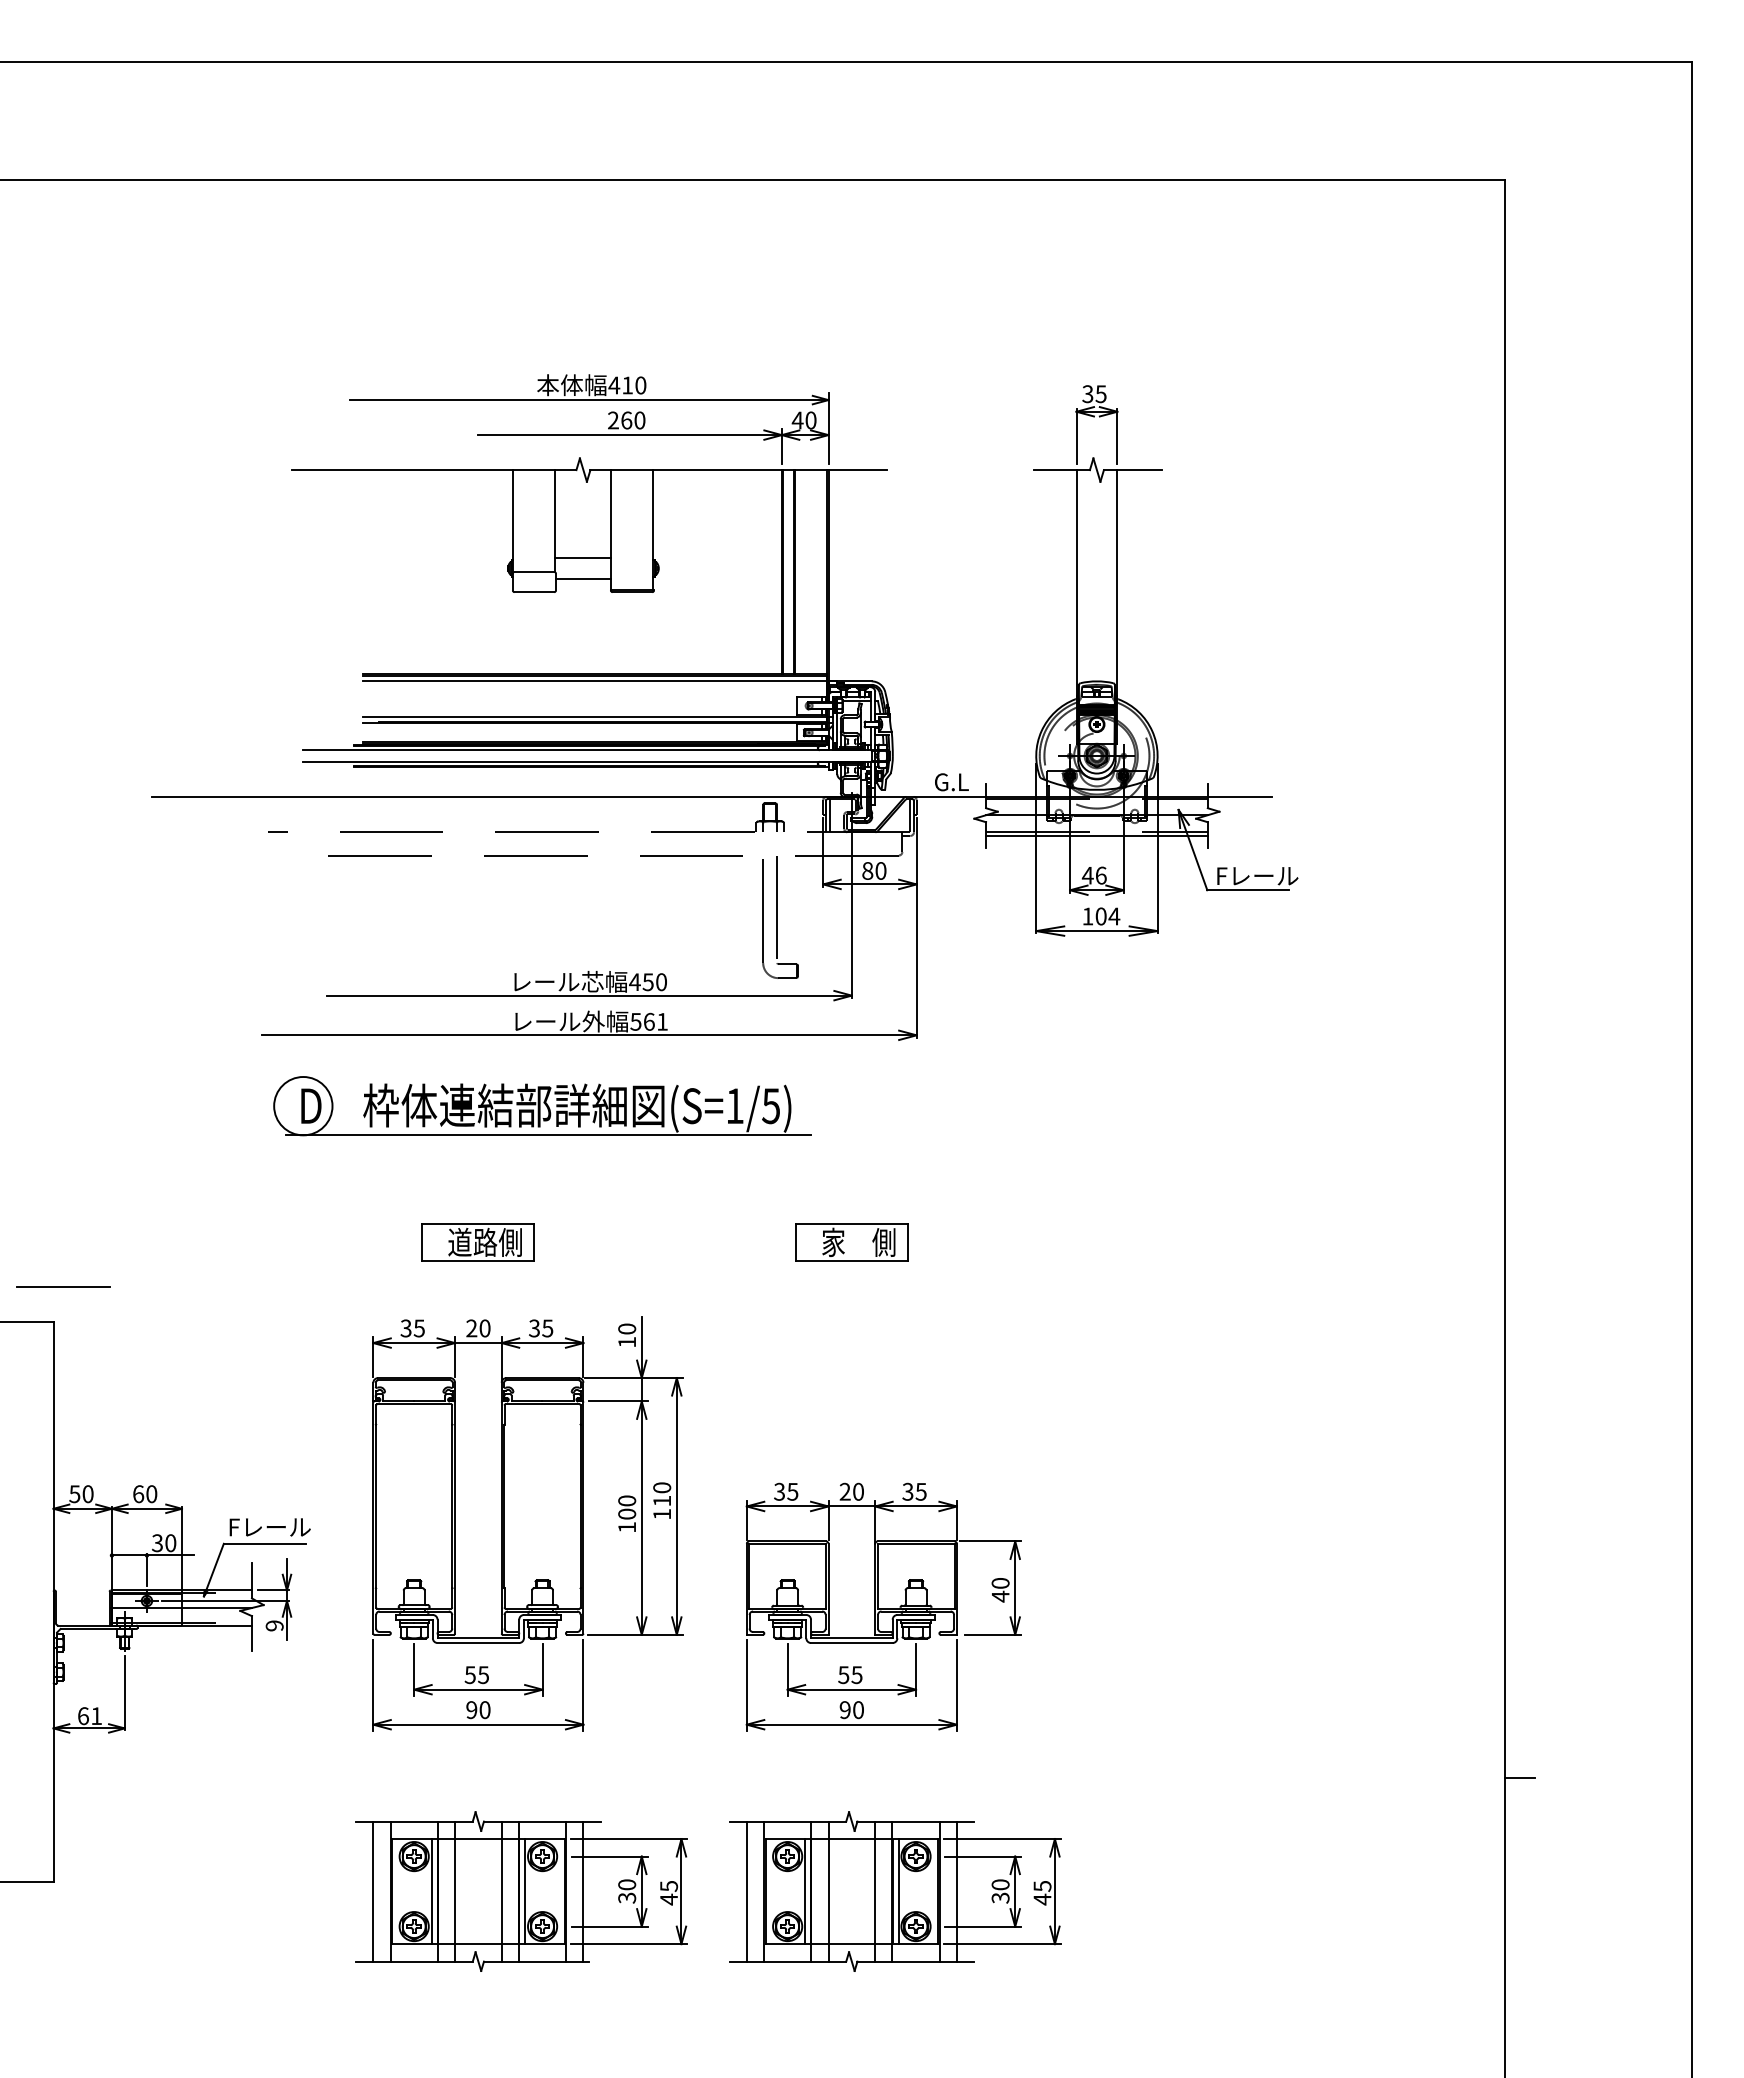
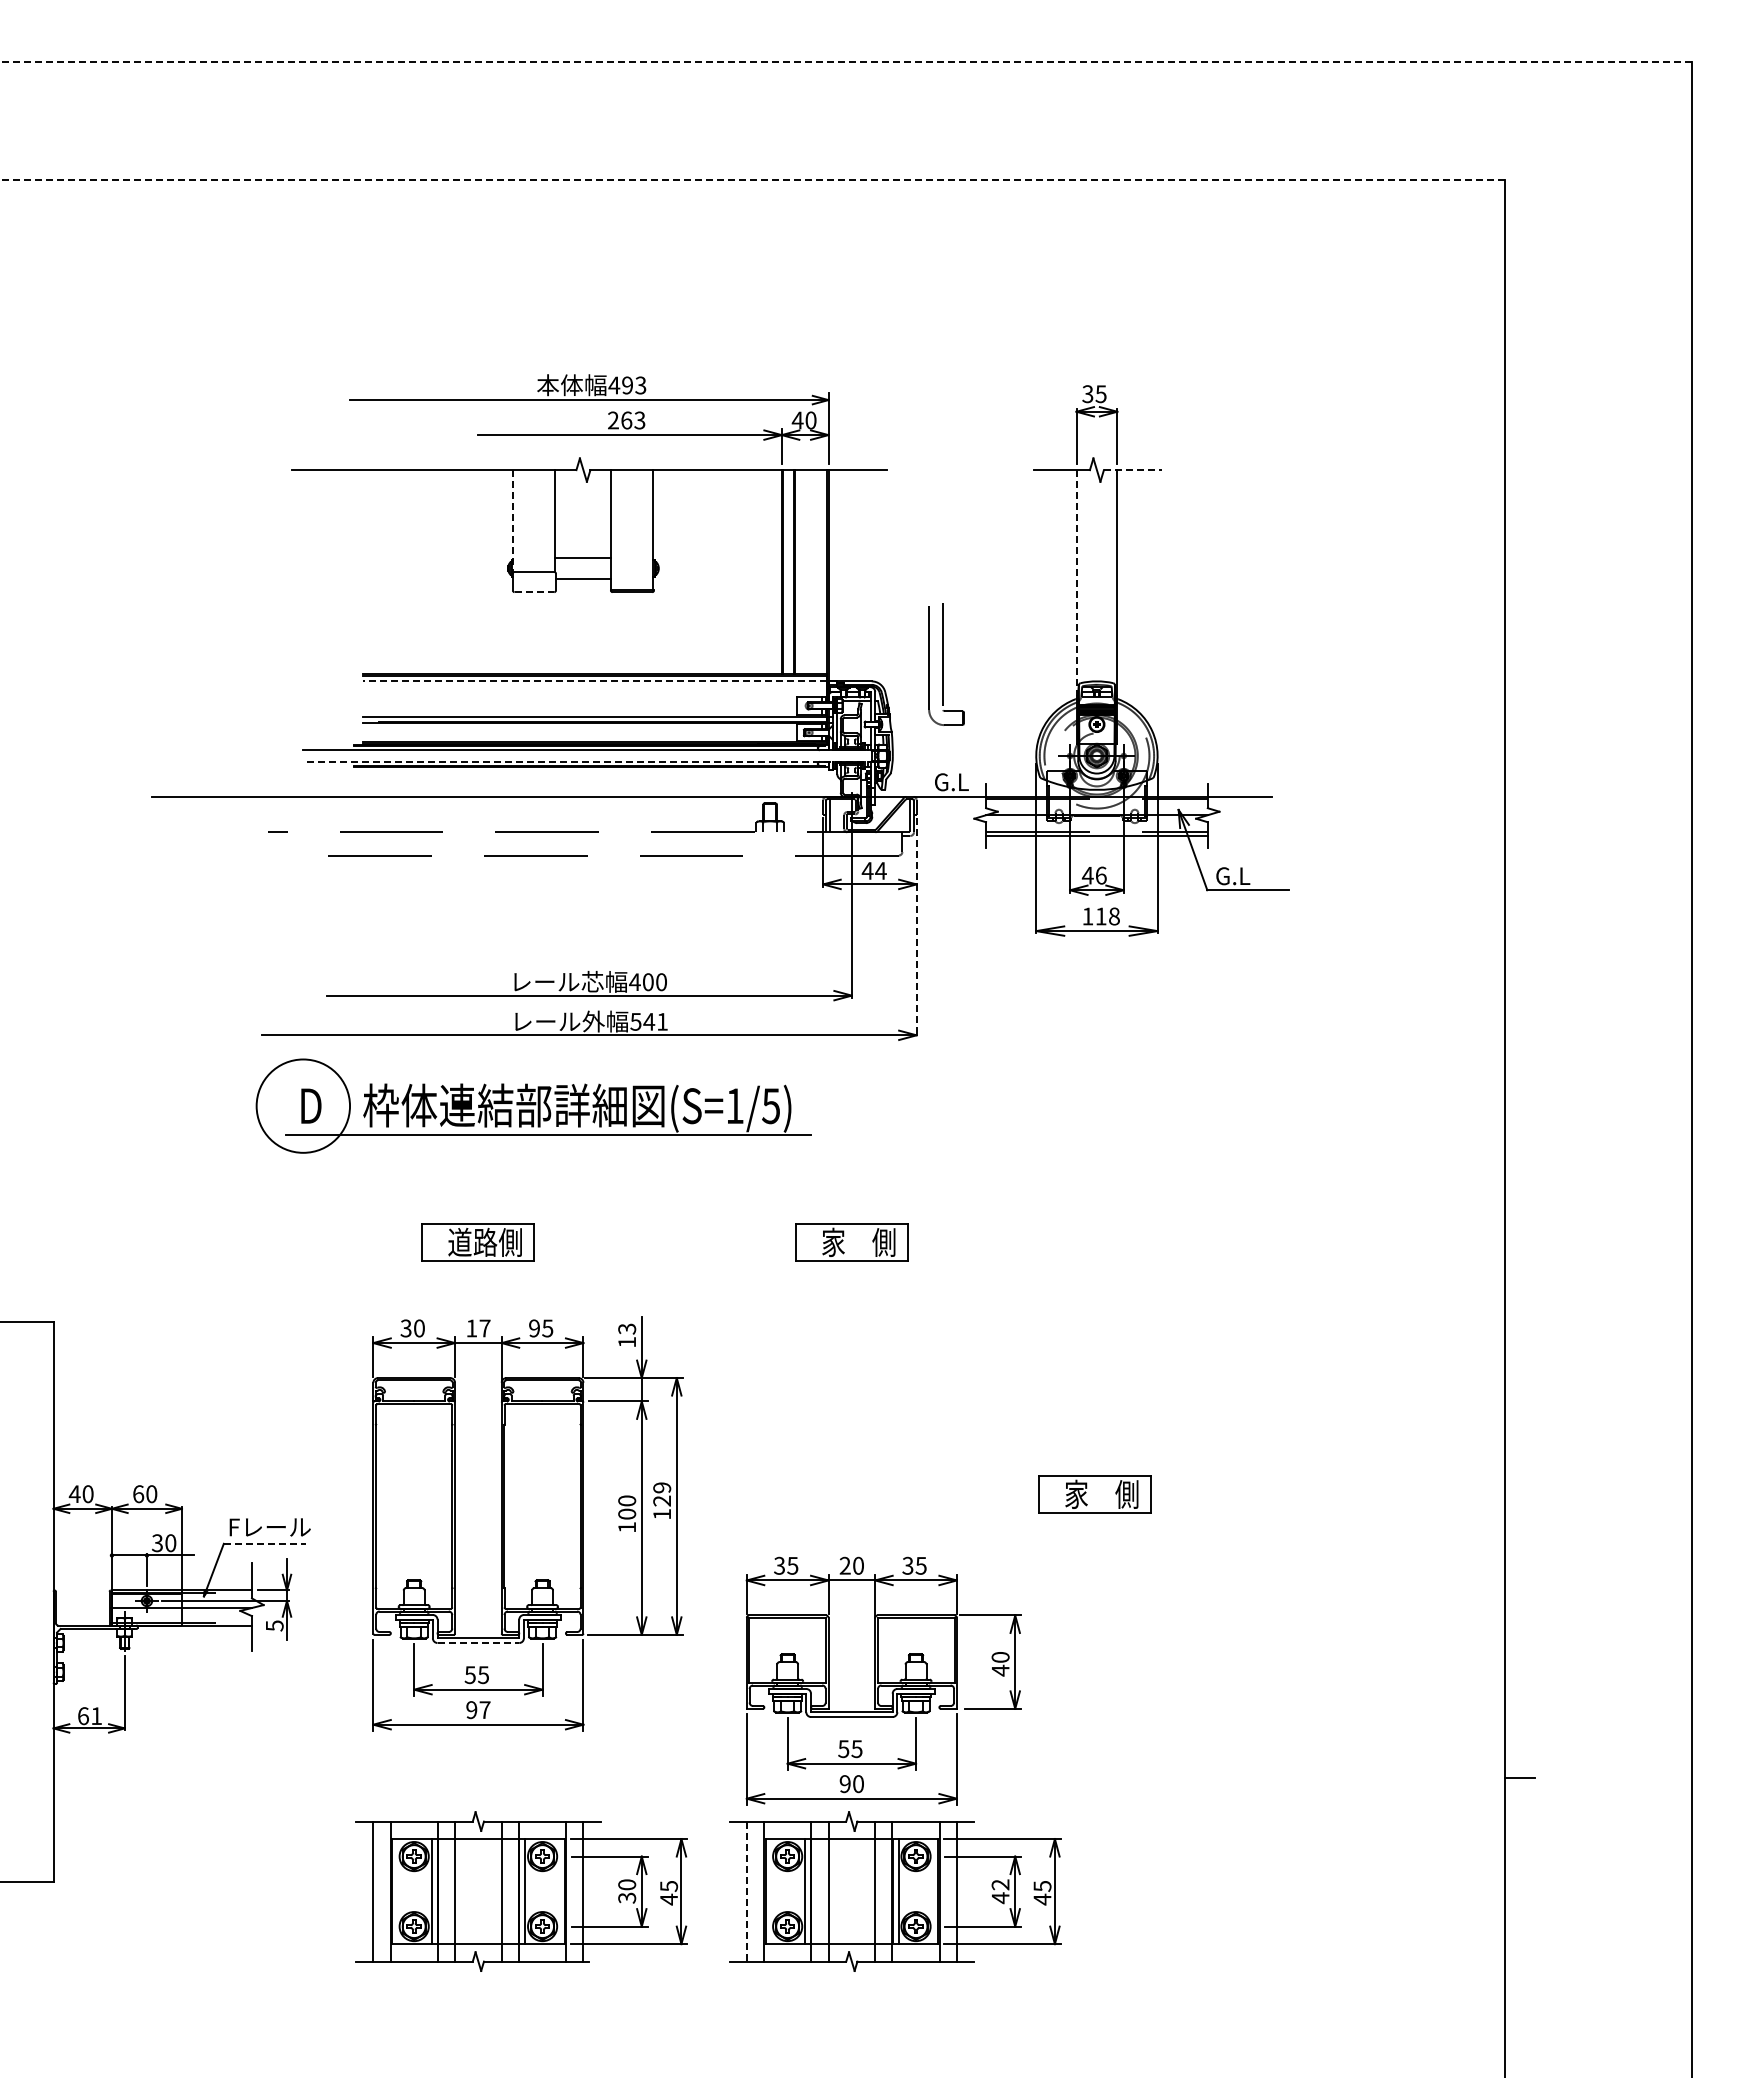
line: solid -> dashed (845, 62)
line: solid -> dashed (752, 179)
text: 410 -> 493 (634, 385)
text: 260 -> 263 (639, 420)
line: solid -> dashed (1133, 470)
line: solid -> dashed (513, 521)
line: solid -> dashed (1076, 583)
line: solid -> dashed (534, 592)
line: solid -> dashed (594, 680)
line: solid -> dashed (589, 761)
text: 80 -> 44 (873, 870)
text: Fレール -> G.L (1257, 876)
text: 104 -> 118 (1107, 916)
part position: (780, 917) -> (946, 664) (946, 664)
line: solid -> dashed (916, 928)
text: 450 -> 400 (647, 982)
text: 561 -> 541 (649, 1021)
circle diameter: 58 px -> 93 px (303, 1105)
line: present -> none (63, 1286)
text: 35 -> 30 (418, 1328)
text: 20 -> 17 (478, 1328)
text: 35 -> 95 (534, 1328)
text: 10 -> 13 (627, 1328)
text: 50 -> 40 (74, 1494)
text: 110 -> 129 (662, 1494)
part: none -> present (1094, 1494)
line: solid -> dashed (264, 1543)
part position: (883, 1606) -> (883, 1680) (883, 1680)
text: 9 -> 5 (274, 1625)
line: solid -> dashed (478, 1643)
text: 90 -> 97 (484, 1710)
text: 30 -> 42 (1000, 1891)
line: solid -> dashed (746, 1892)
